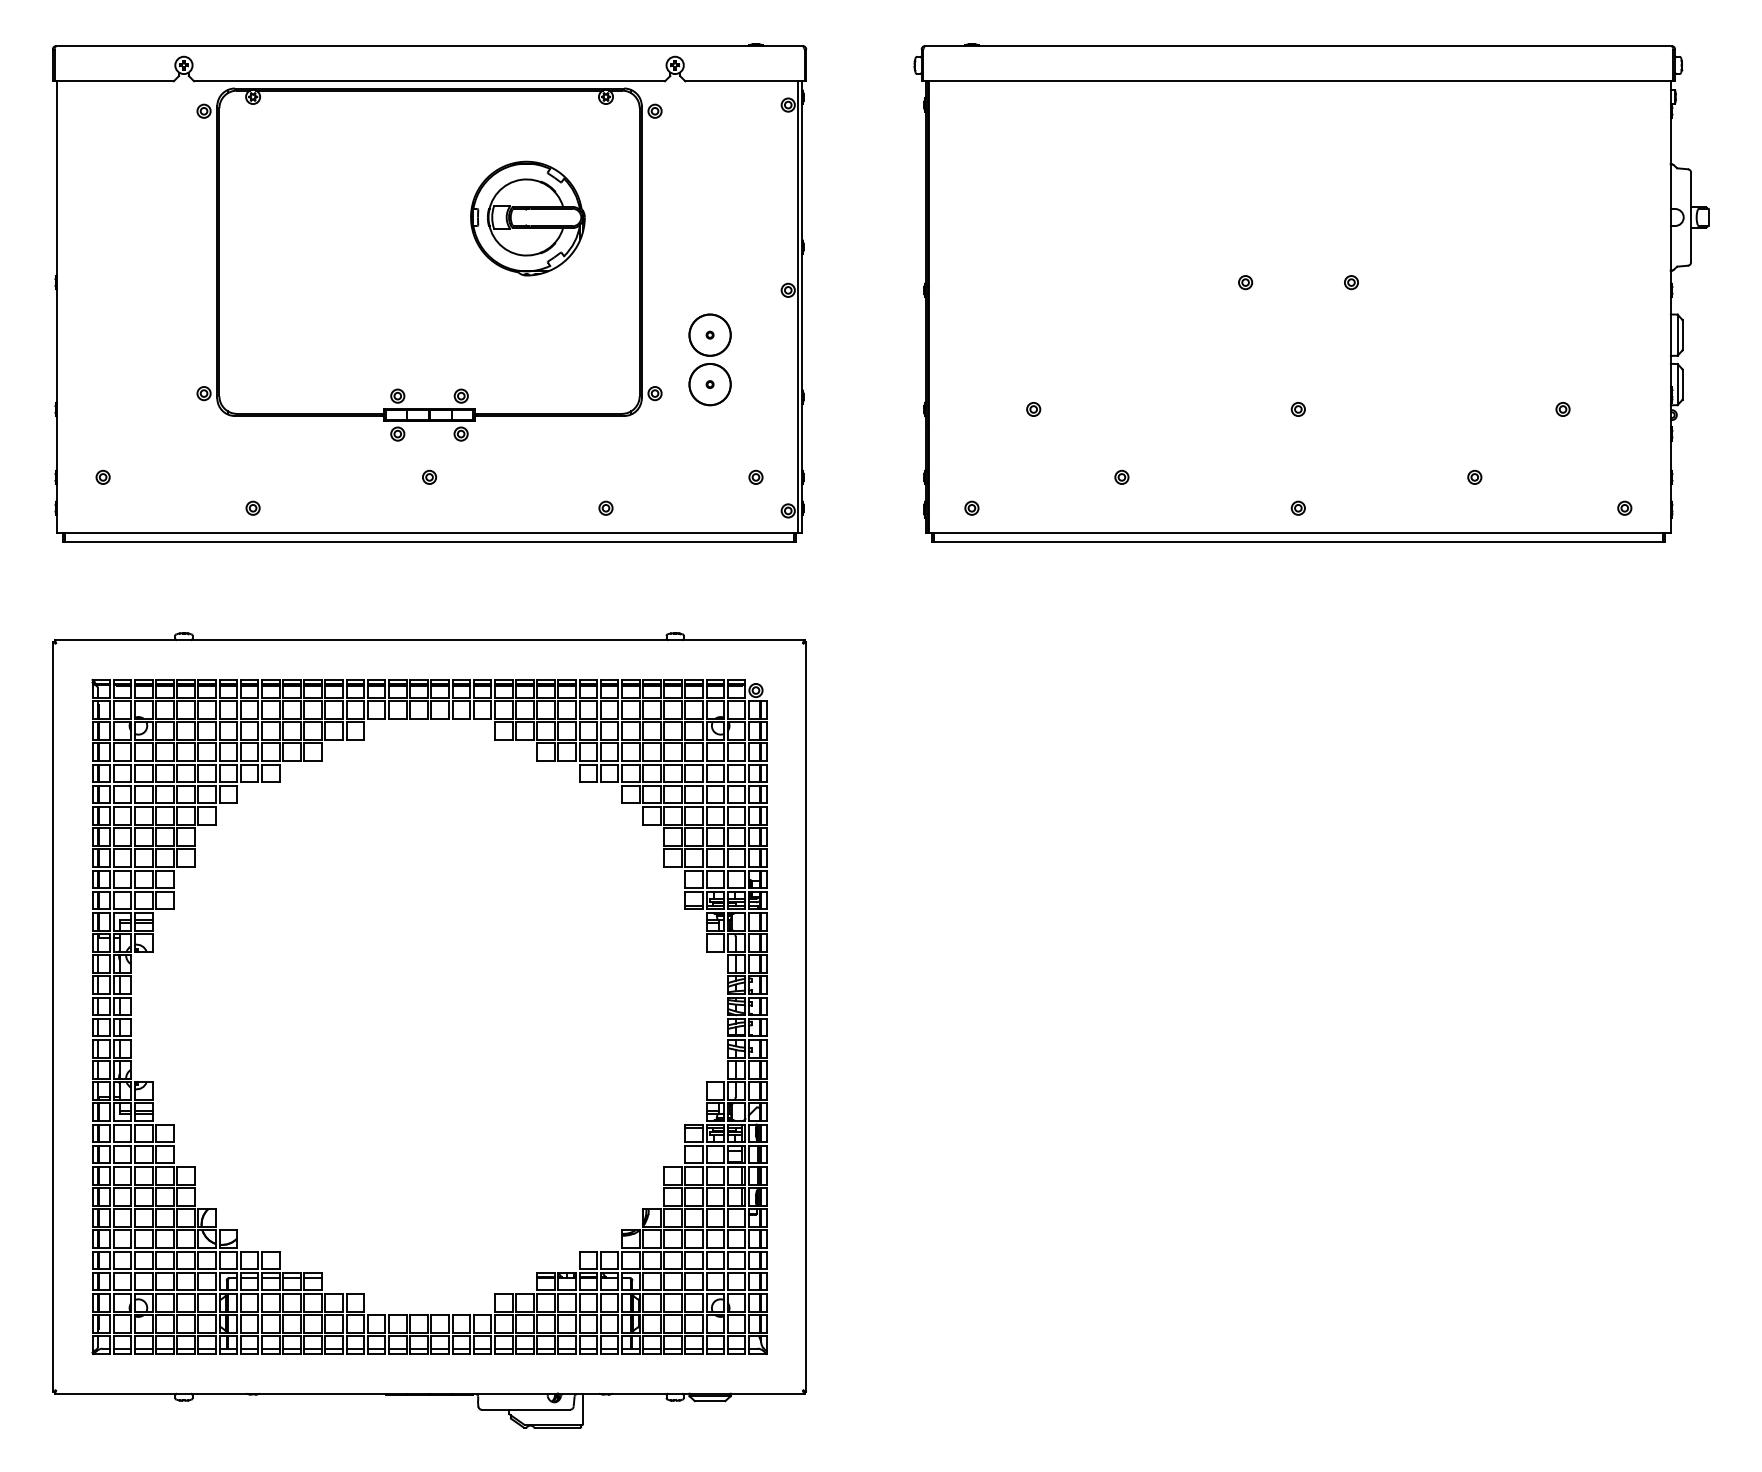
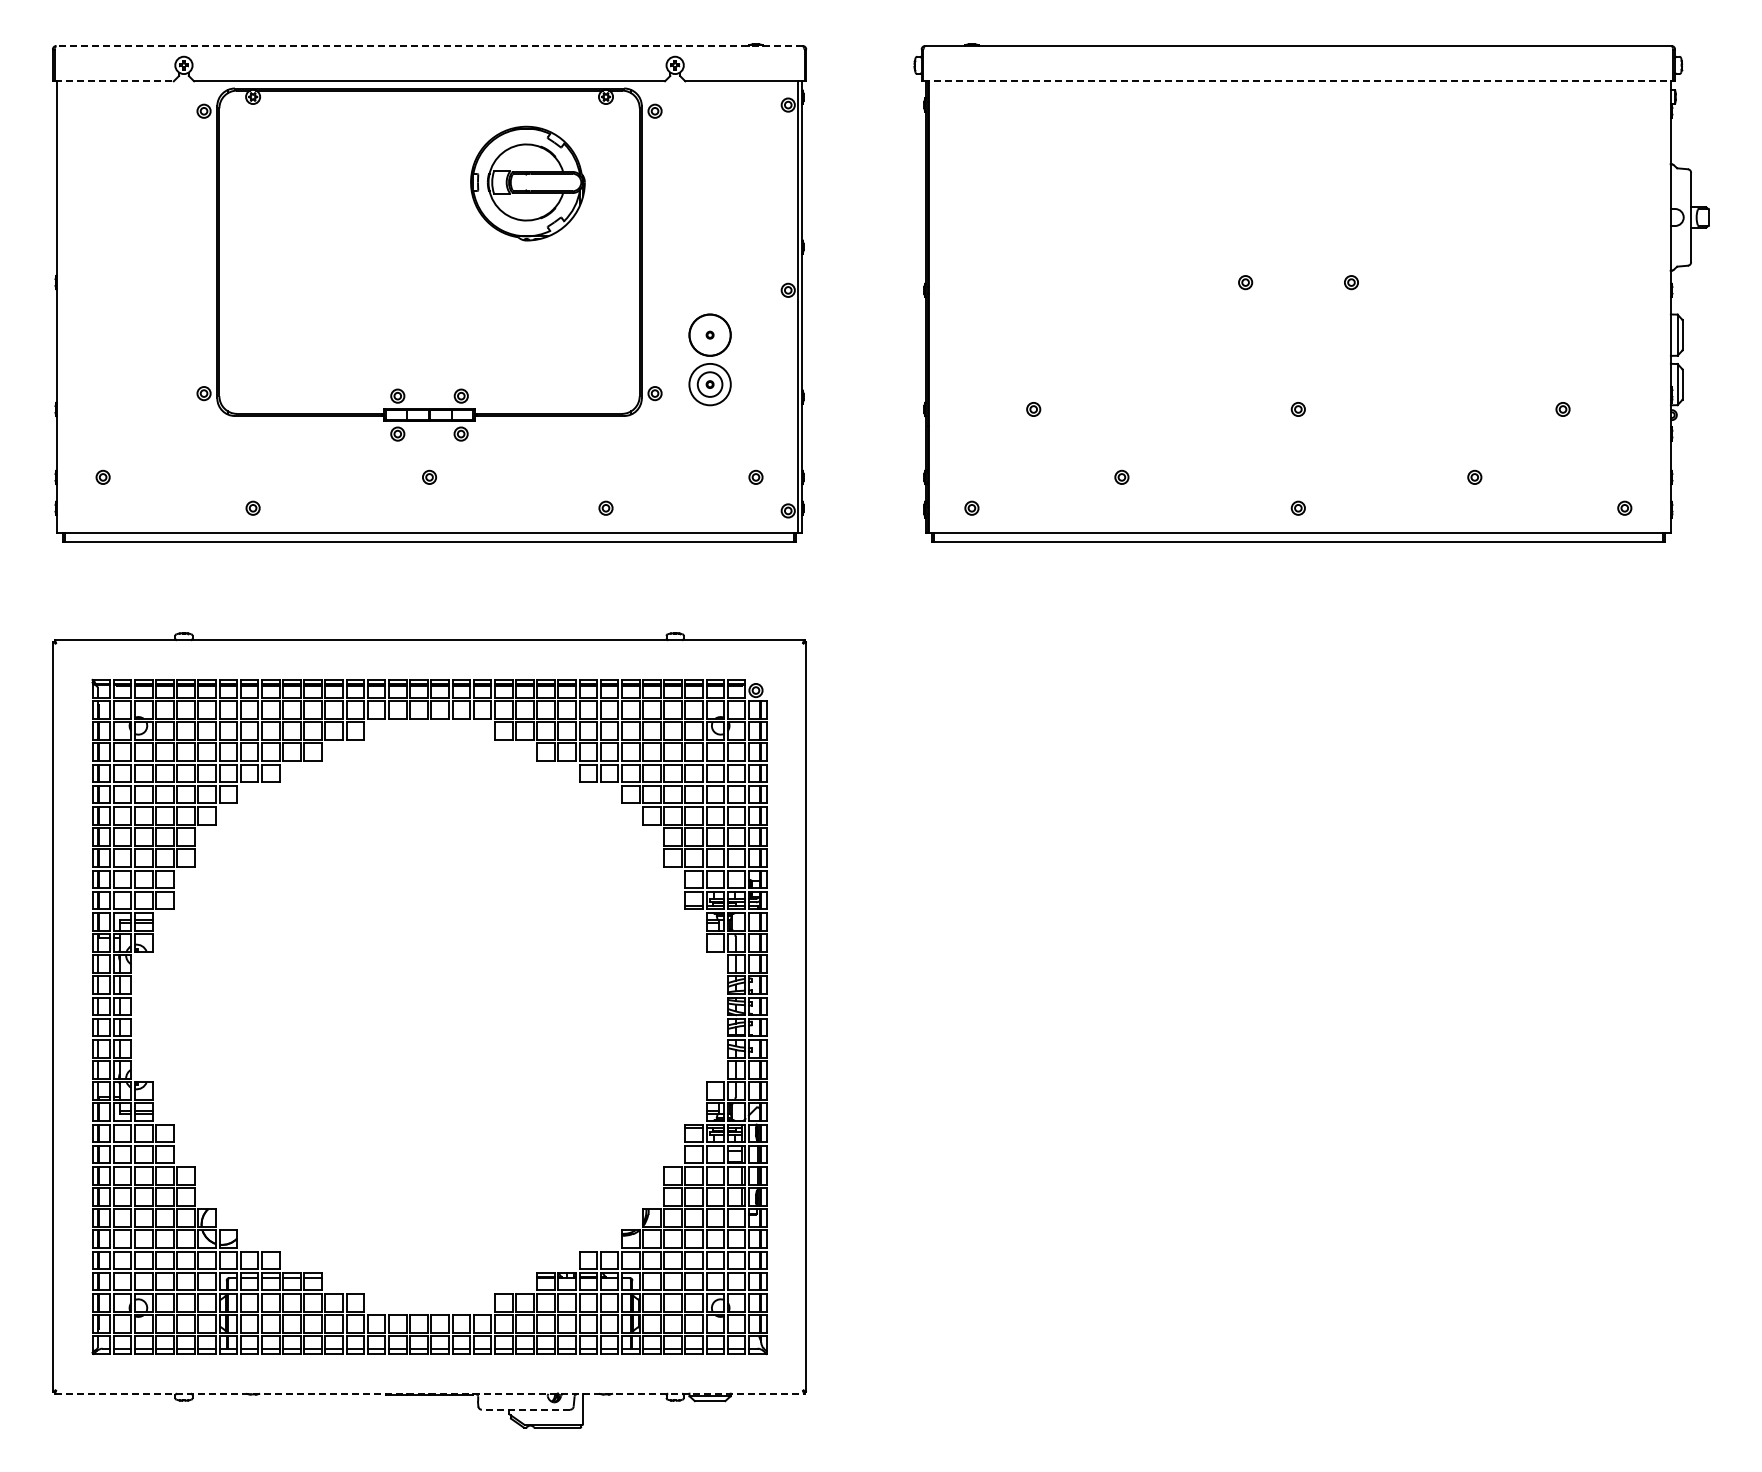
line: solid -> dashed (429, 46)
line: solid -> dashed (114, 81)
line: solid -> dashed (1298, 81)
part position: (527, 218) -> (527, 183) (527, 183)
circle diameter: 41 px -> 25 px (709, 384)
line: solid -> dashed (429, 1393)
line: solid -> dashed (525, 1409)
